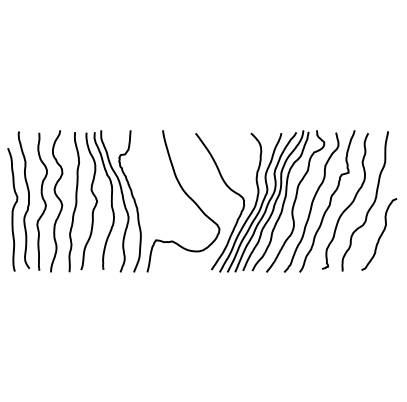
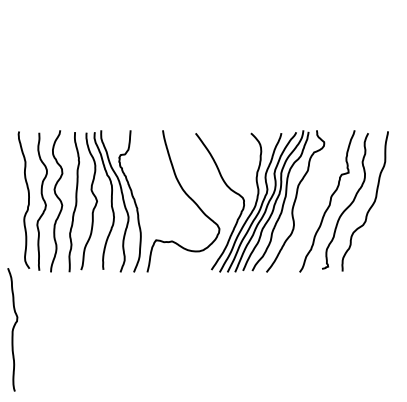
curve: present -> none (311, 202)
curve position: (12, 209) -> (12, 329) (12, 329)
curve: present -> none (380, 234)
